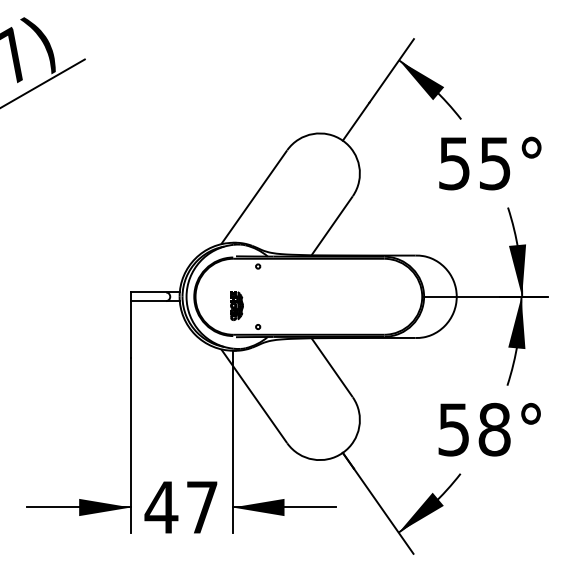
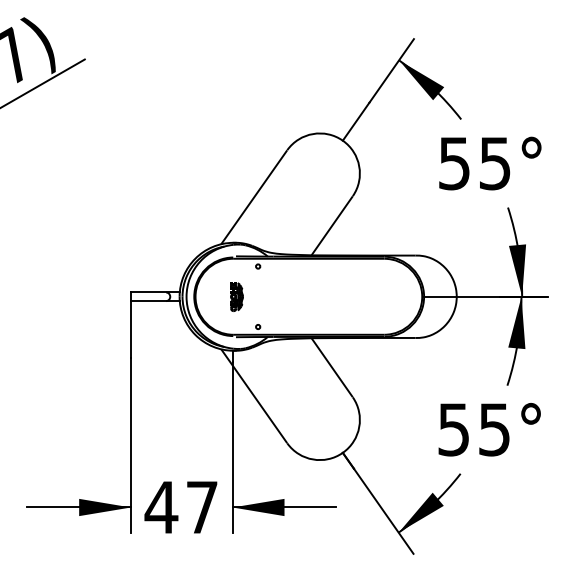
part position: (236, 305) -> (236, 296) (236, 296)
text: 58° -> 55° (494, 429)
